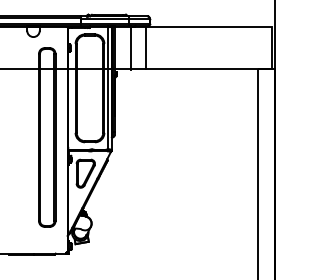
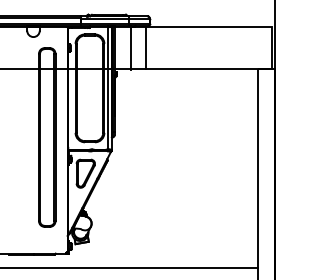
line: none -> present (130, 267)
